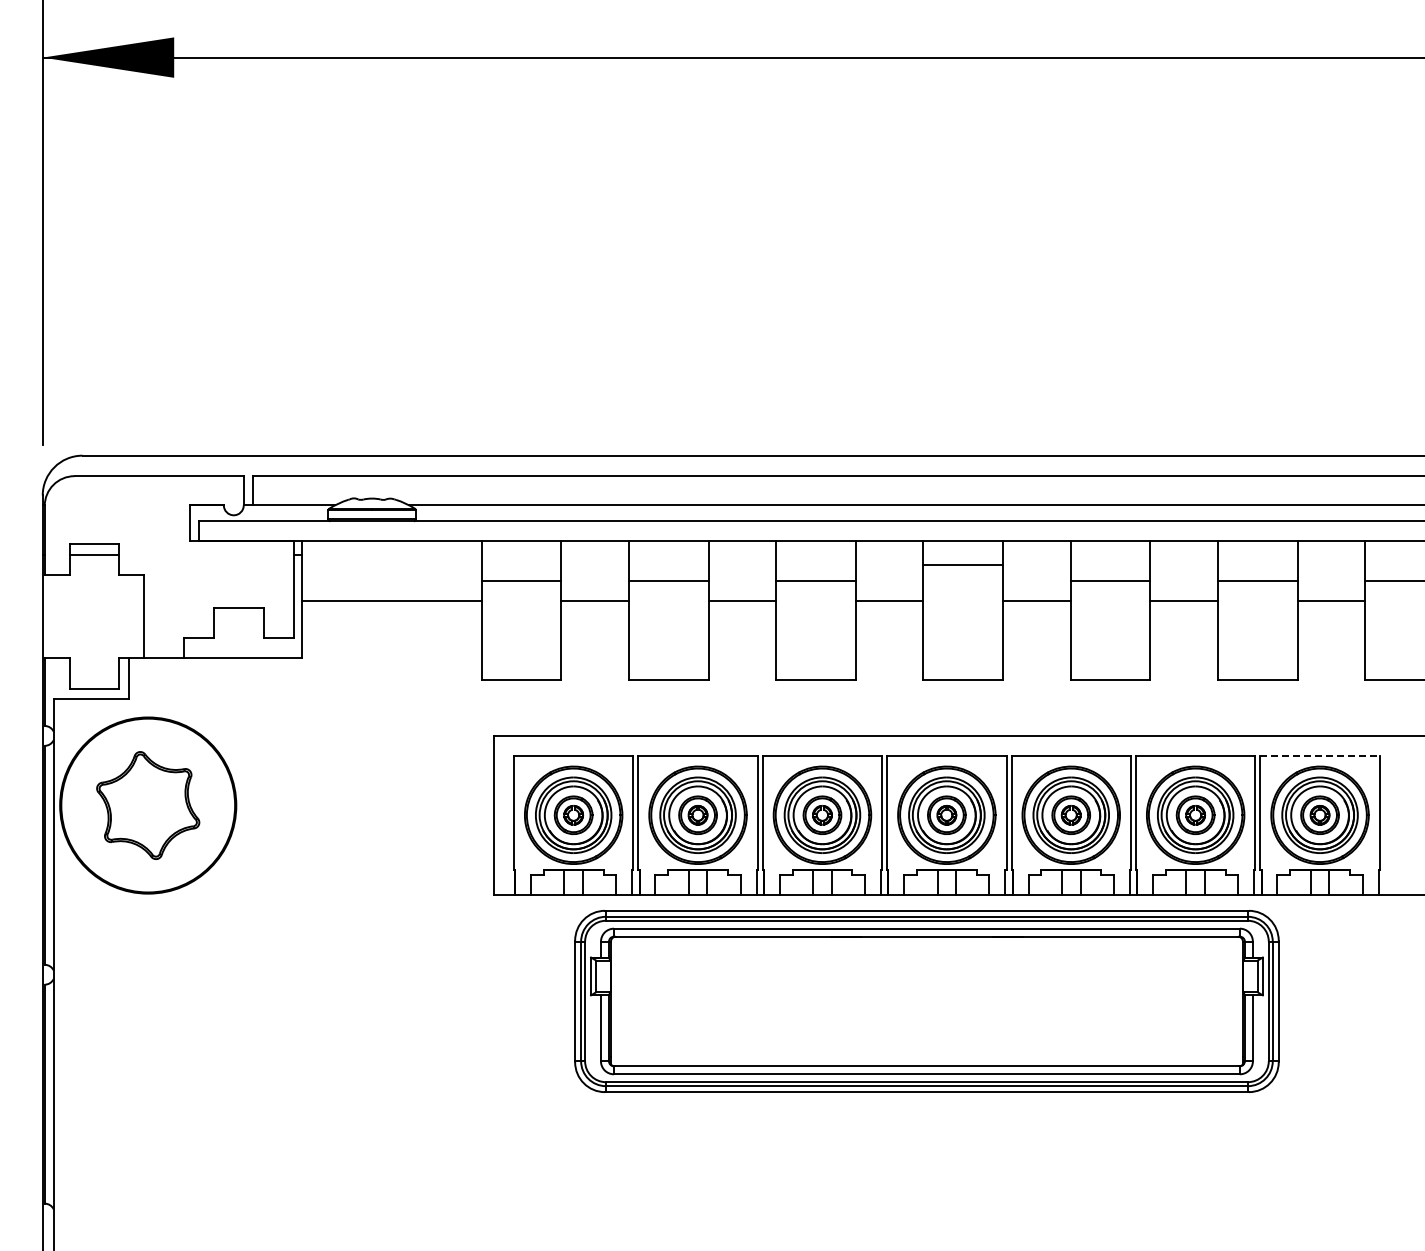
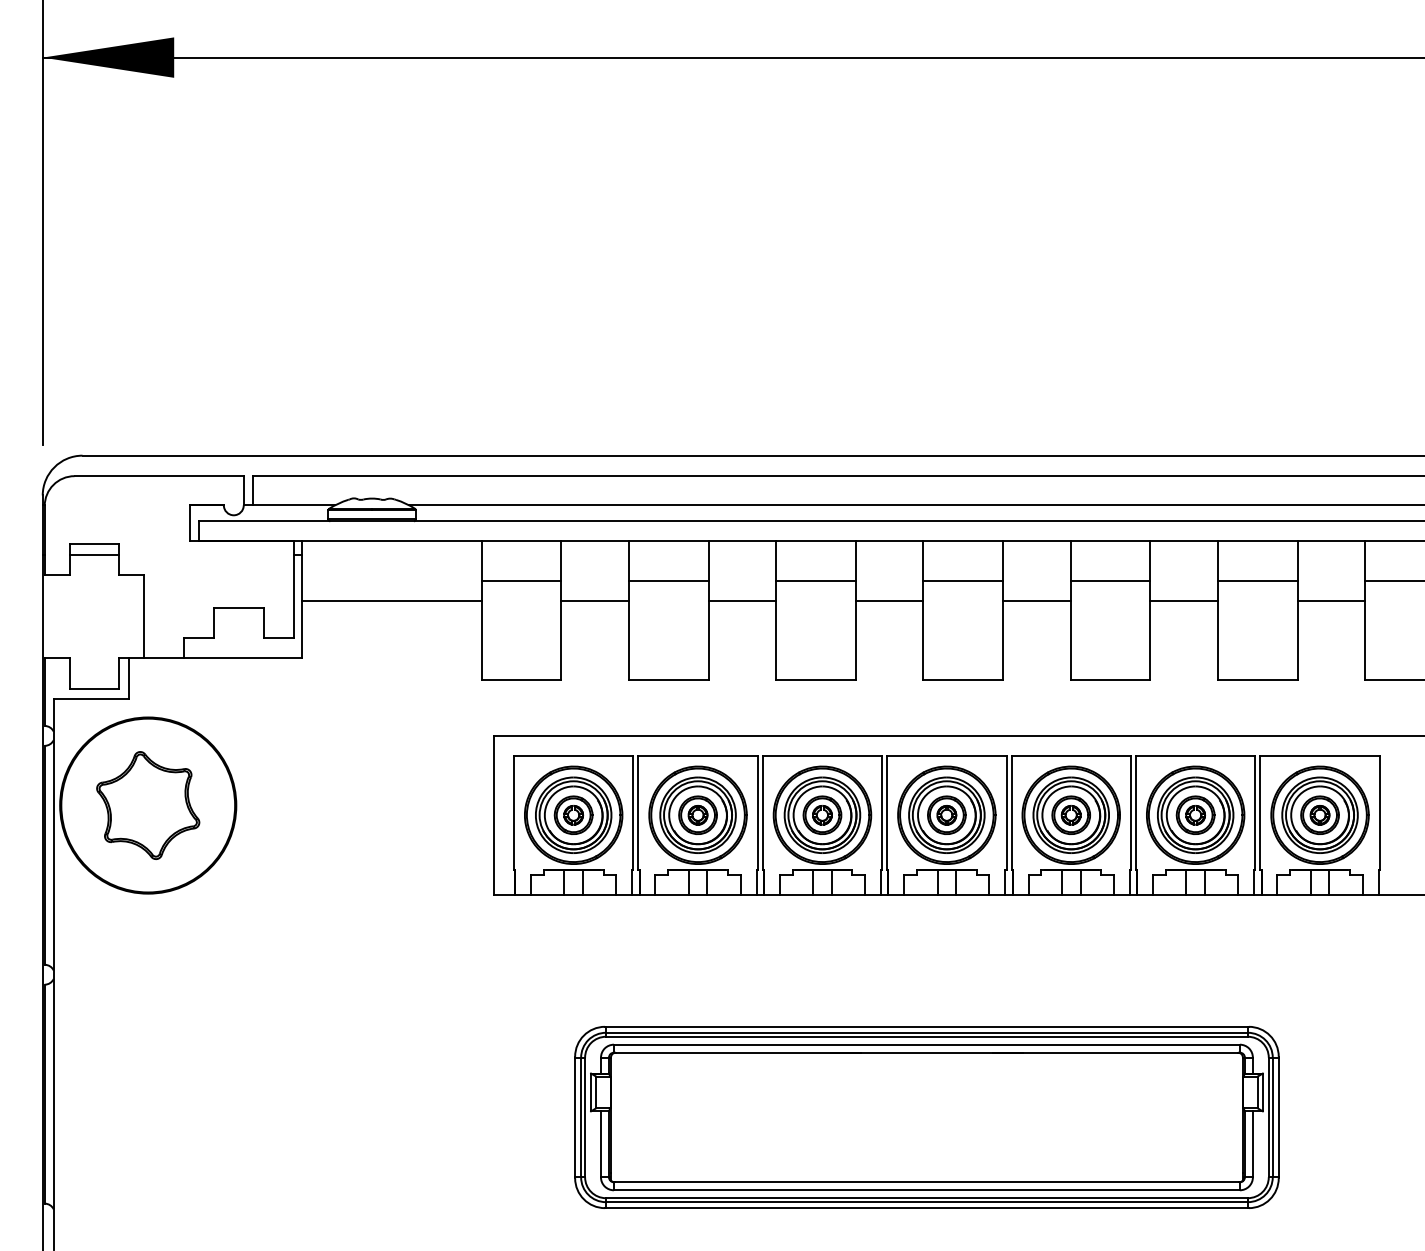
line position: (963, 564) -> (963, 580) (963, 580)
line: dashed -> solid (1320, 755)
part position: (926, 1001) -> (926, 1117) (926, 1117)
